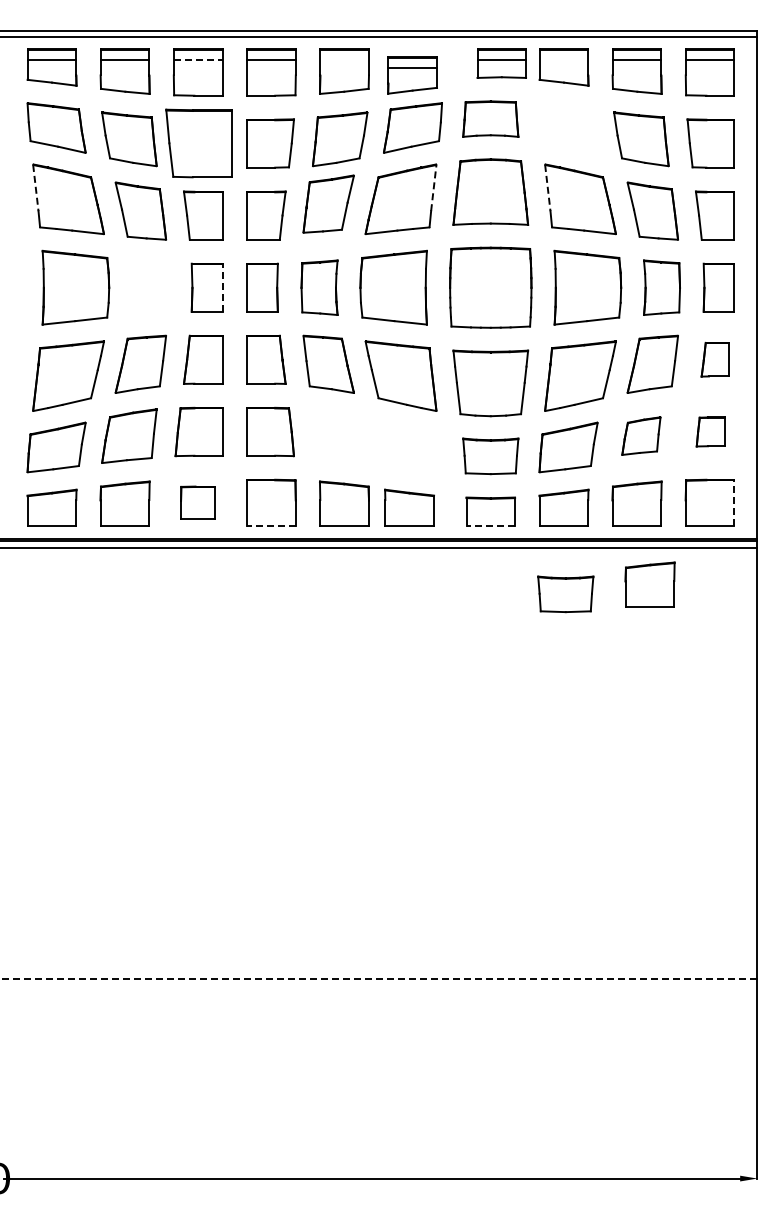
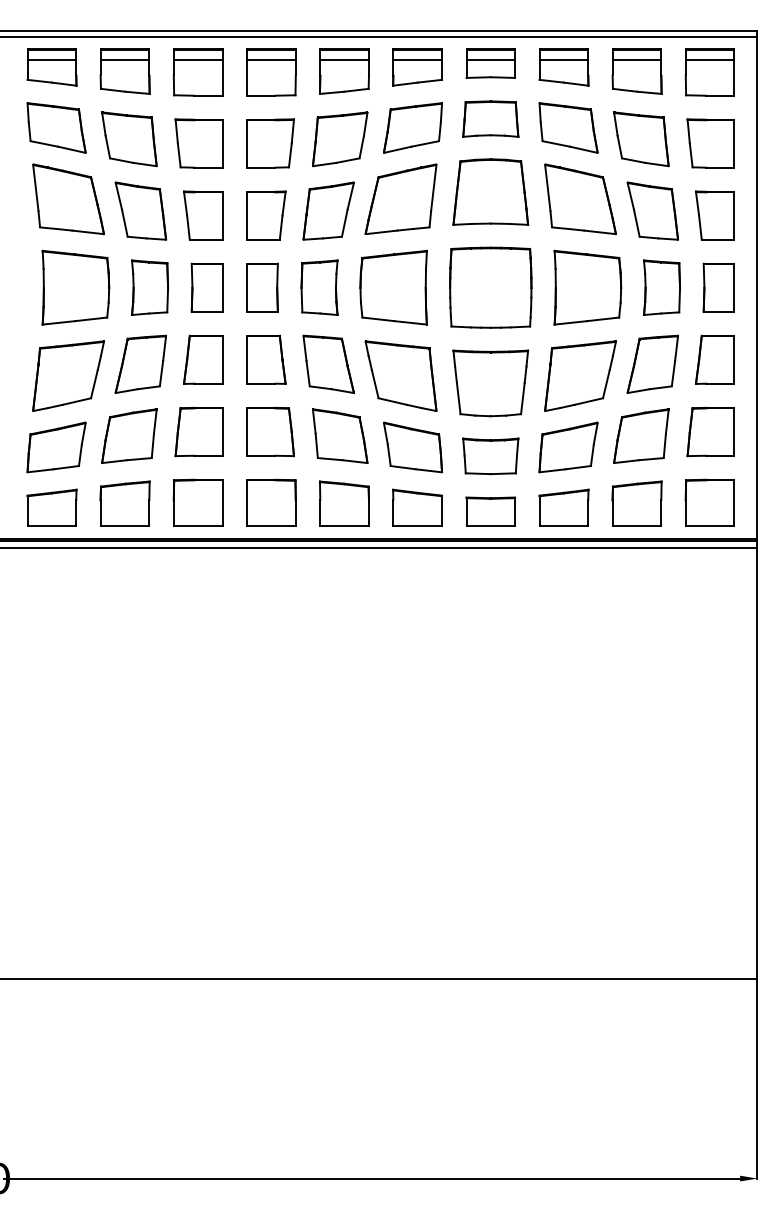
line: dashed -> solid (198, 59)
line: none -> present (344, 59)
line: none -> present (563, 59)
part position: (501, 63) -> (490, 63) (490, 63)
part position: (412, 75) -> (417, 67) (417, 67)
part: none -> present (568, 127)
part size: 68x71 px -> 50x51 px (198, 143)
line: dashed -> solid (433, 187)
line: dashed -> solid (35, 188)
line: dashed -> solid (547, 188)
part position: (328, 203) -> (328, 210) (328, 210)
part: none -> present (150, 287)
line: dashed -> solid (222, 287)
part size: 30x36 px -> 40x51 px (714, 359)
part size: 31x32 px -> 49x52 px (710, 431)
part: none -> present (340, 435)
part size: 41x40 px -> 57x56 px (641, 435)
part: none -> present (412, 447)
part size: 36x35 px -> 52x49 px (197, 502)
line: dashed -> solid (734, 502)
part position: (409, 507) -> (417, 507) (417, 507)
line: dashed -> solid (270, 525)
line: dashed -> solid (490, 525)
part: present -> none (649, 584)
part: present -> none (565, 594)
line: dashed -> solid (378, 979)
